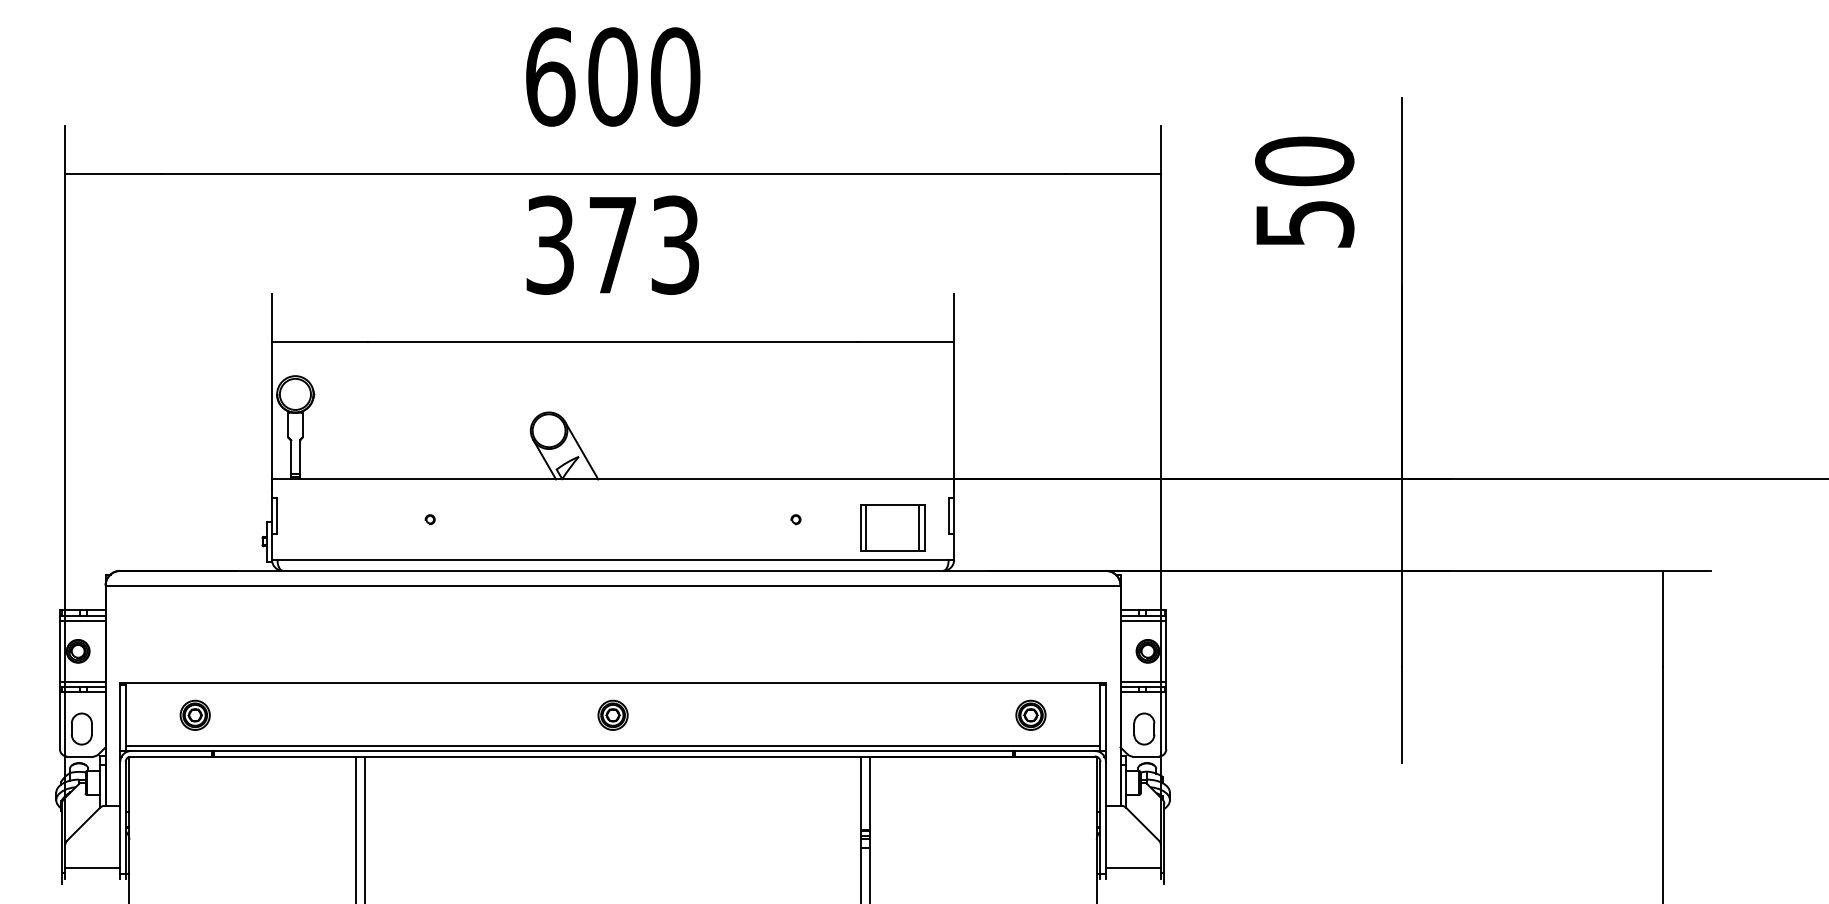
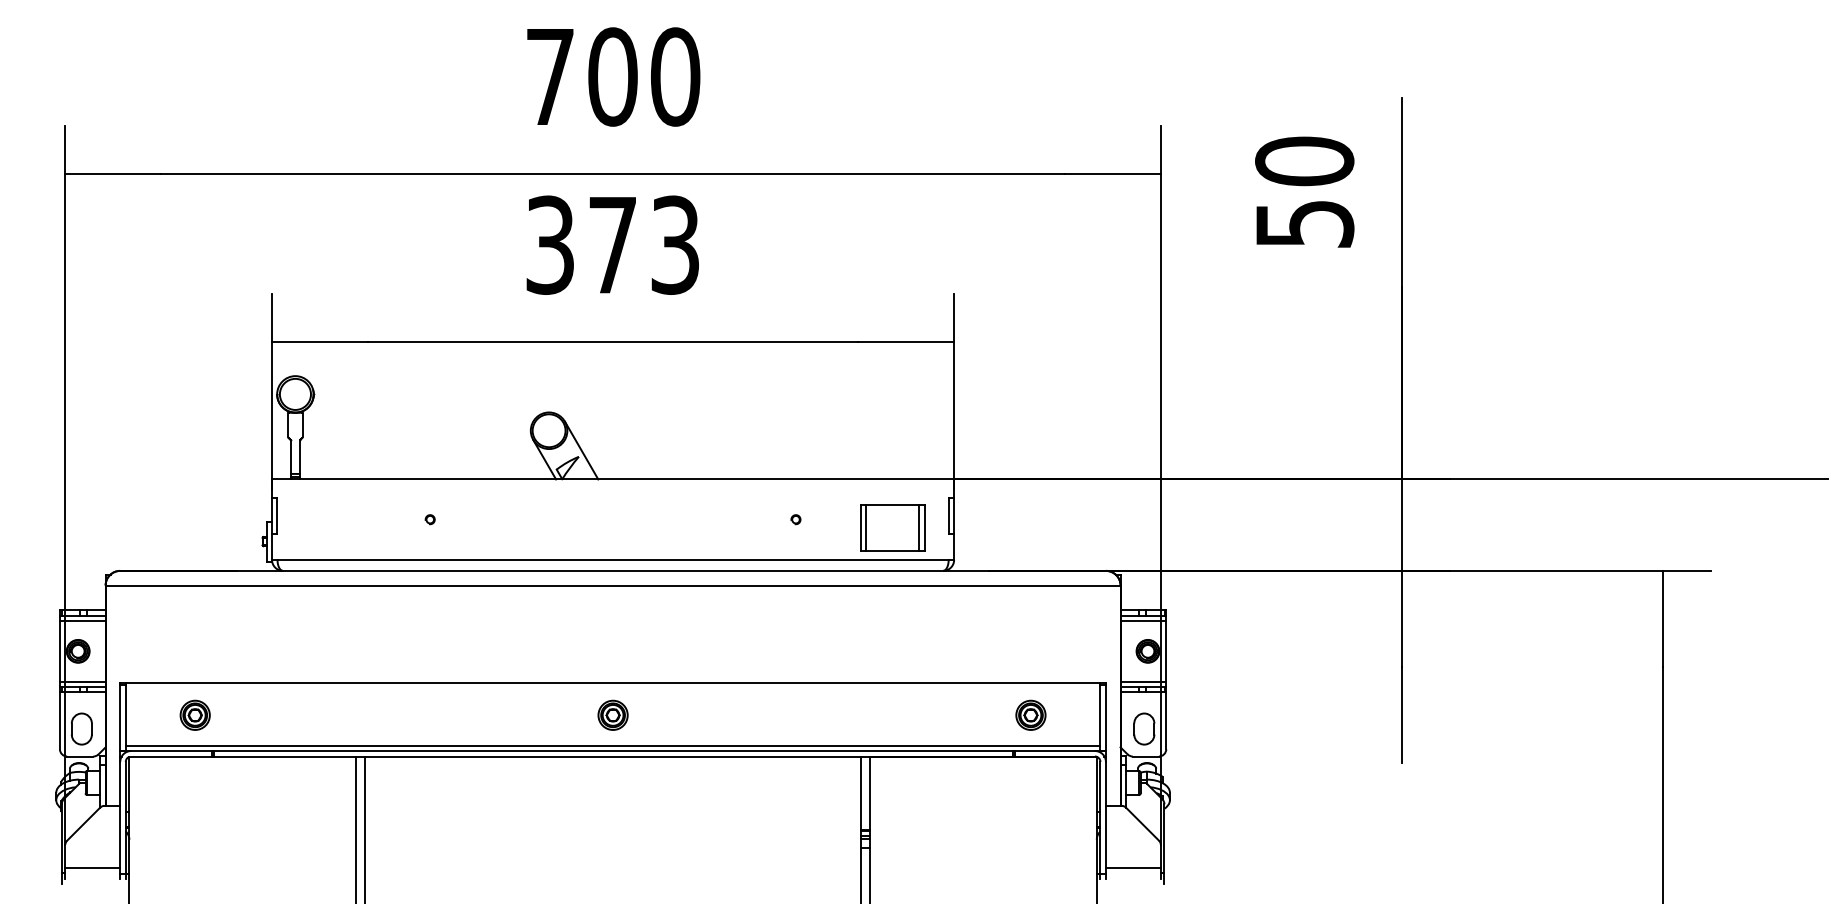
text: 600 -> 700 (550, 76)
